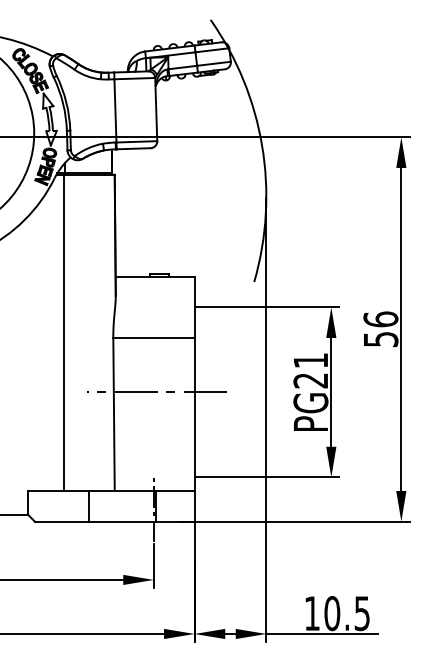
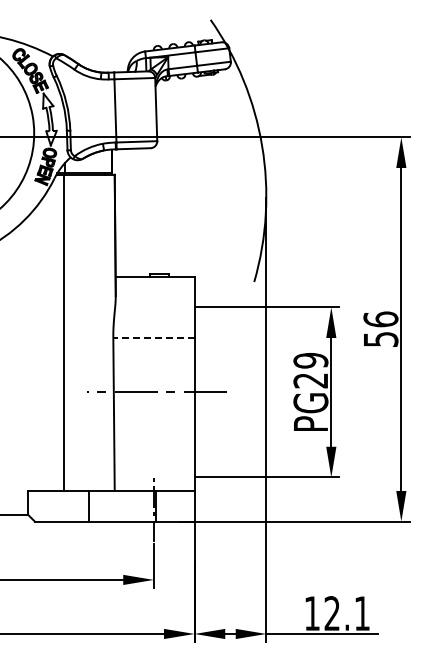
line: solid -> dashed (153, 337)
text: PG21 -> PG29 (310, 360)
text: 10.5 -> 12.1 (346, 613)
